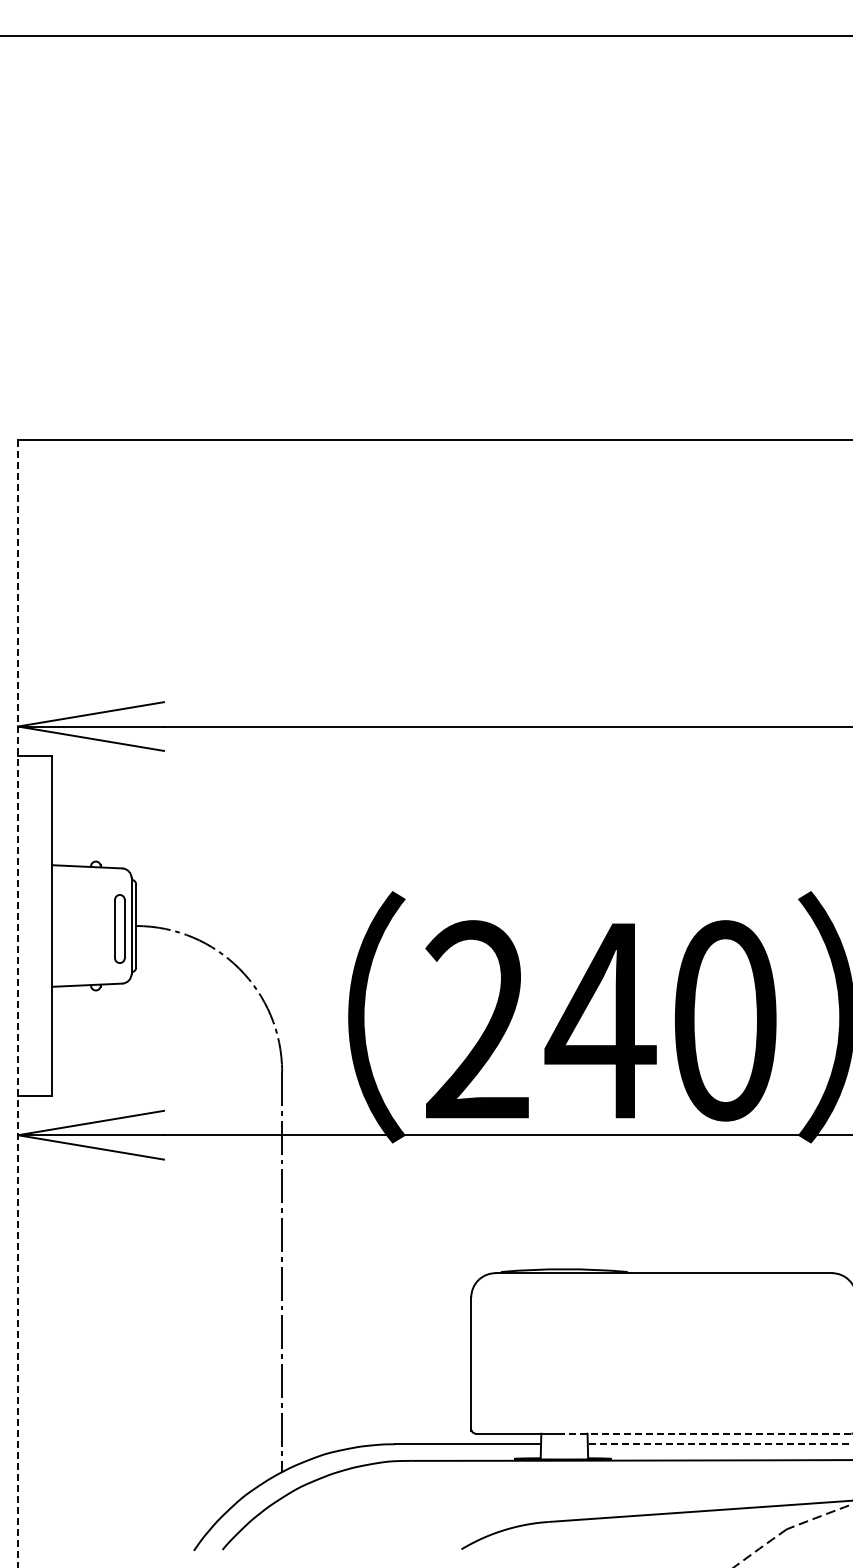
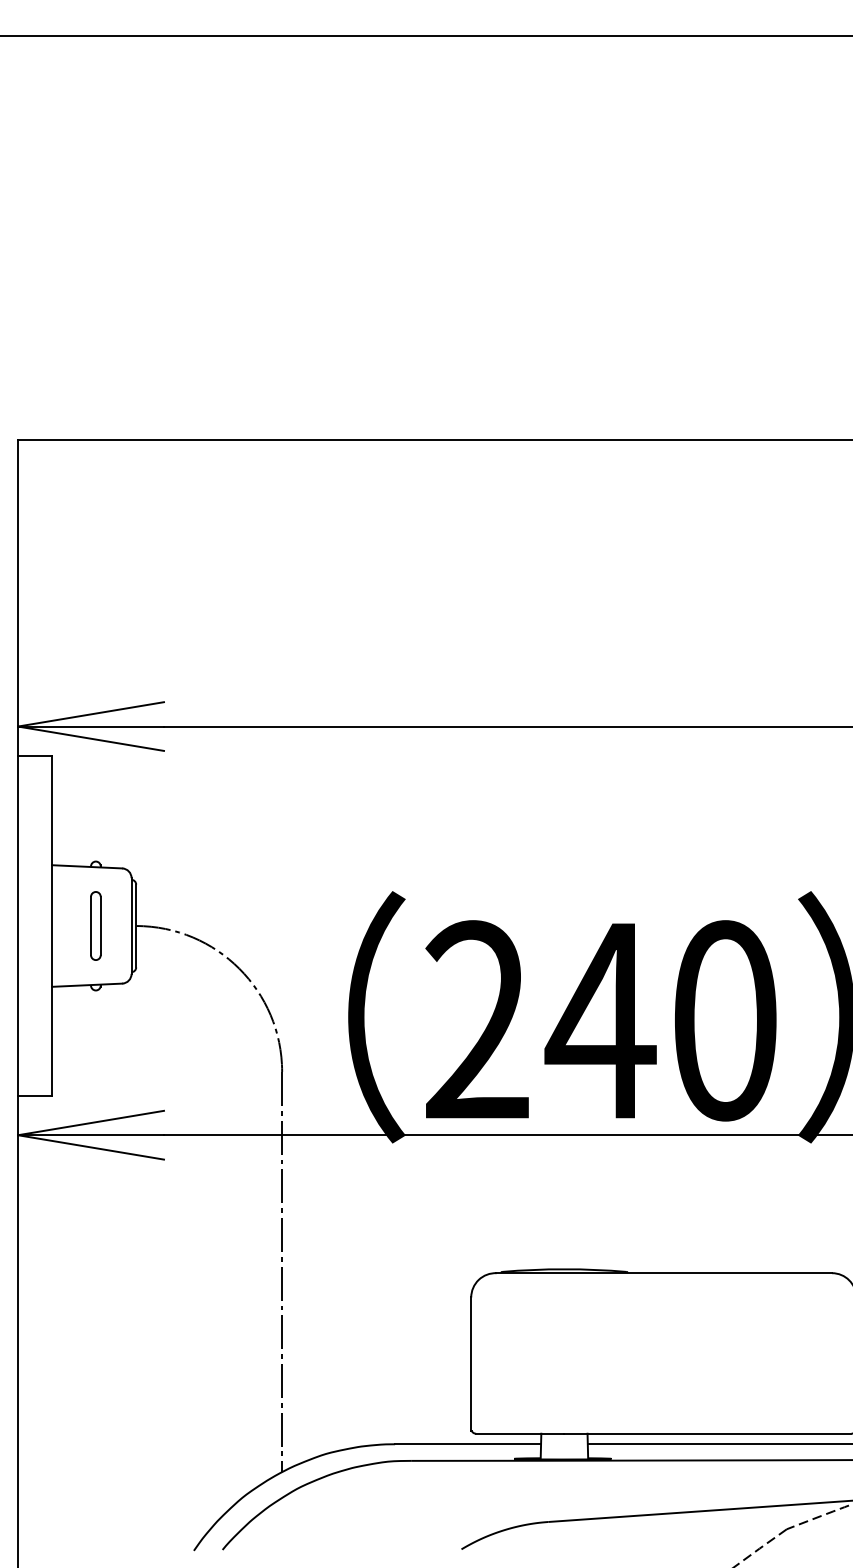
part position: (119, 928) -> (95, 925) (95, 925)
line: dashed -> solid (18, 1003)
line: dashed -> solid (707, 1433)
line: dashed -> solid (719, 1444)
